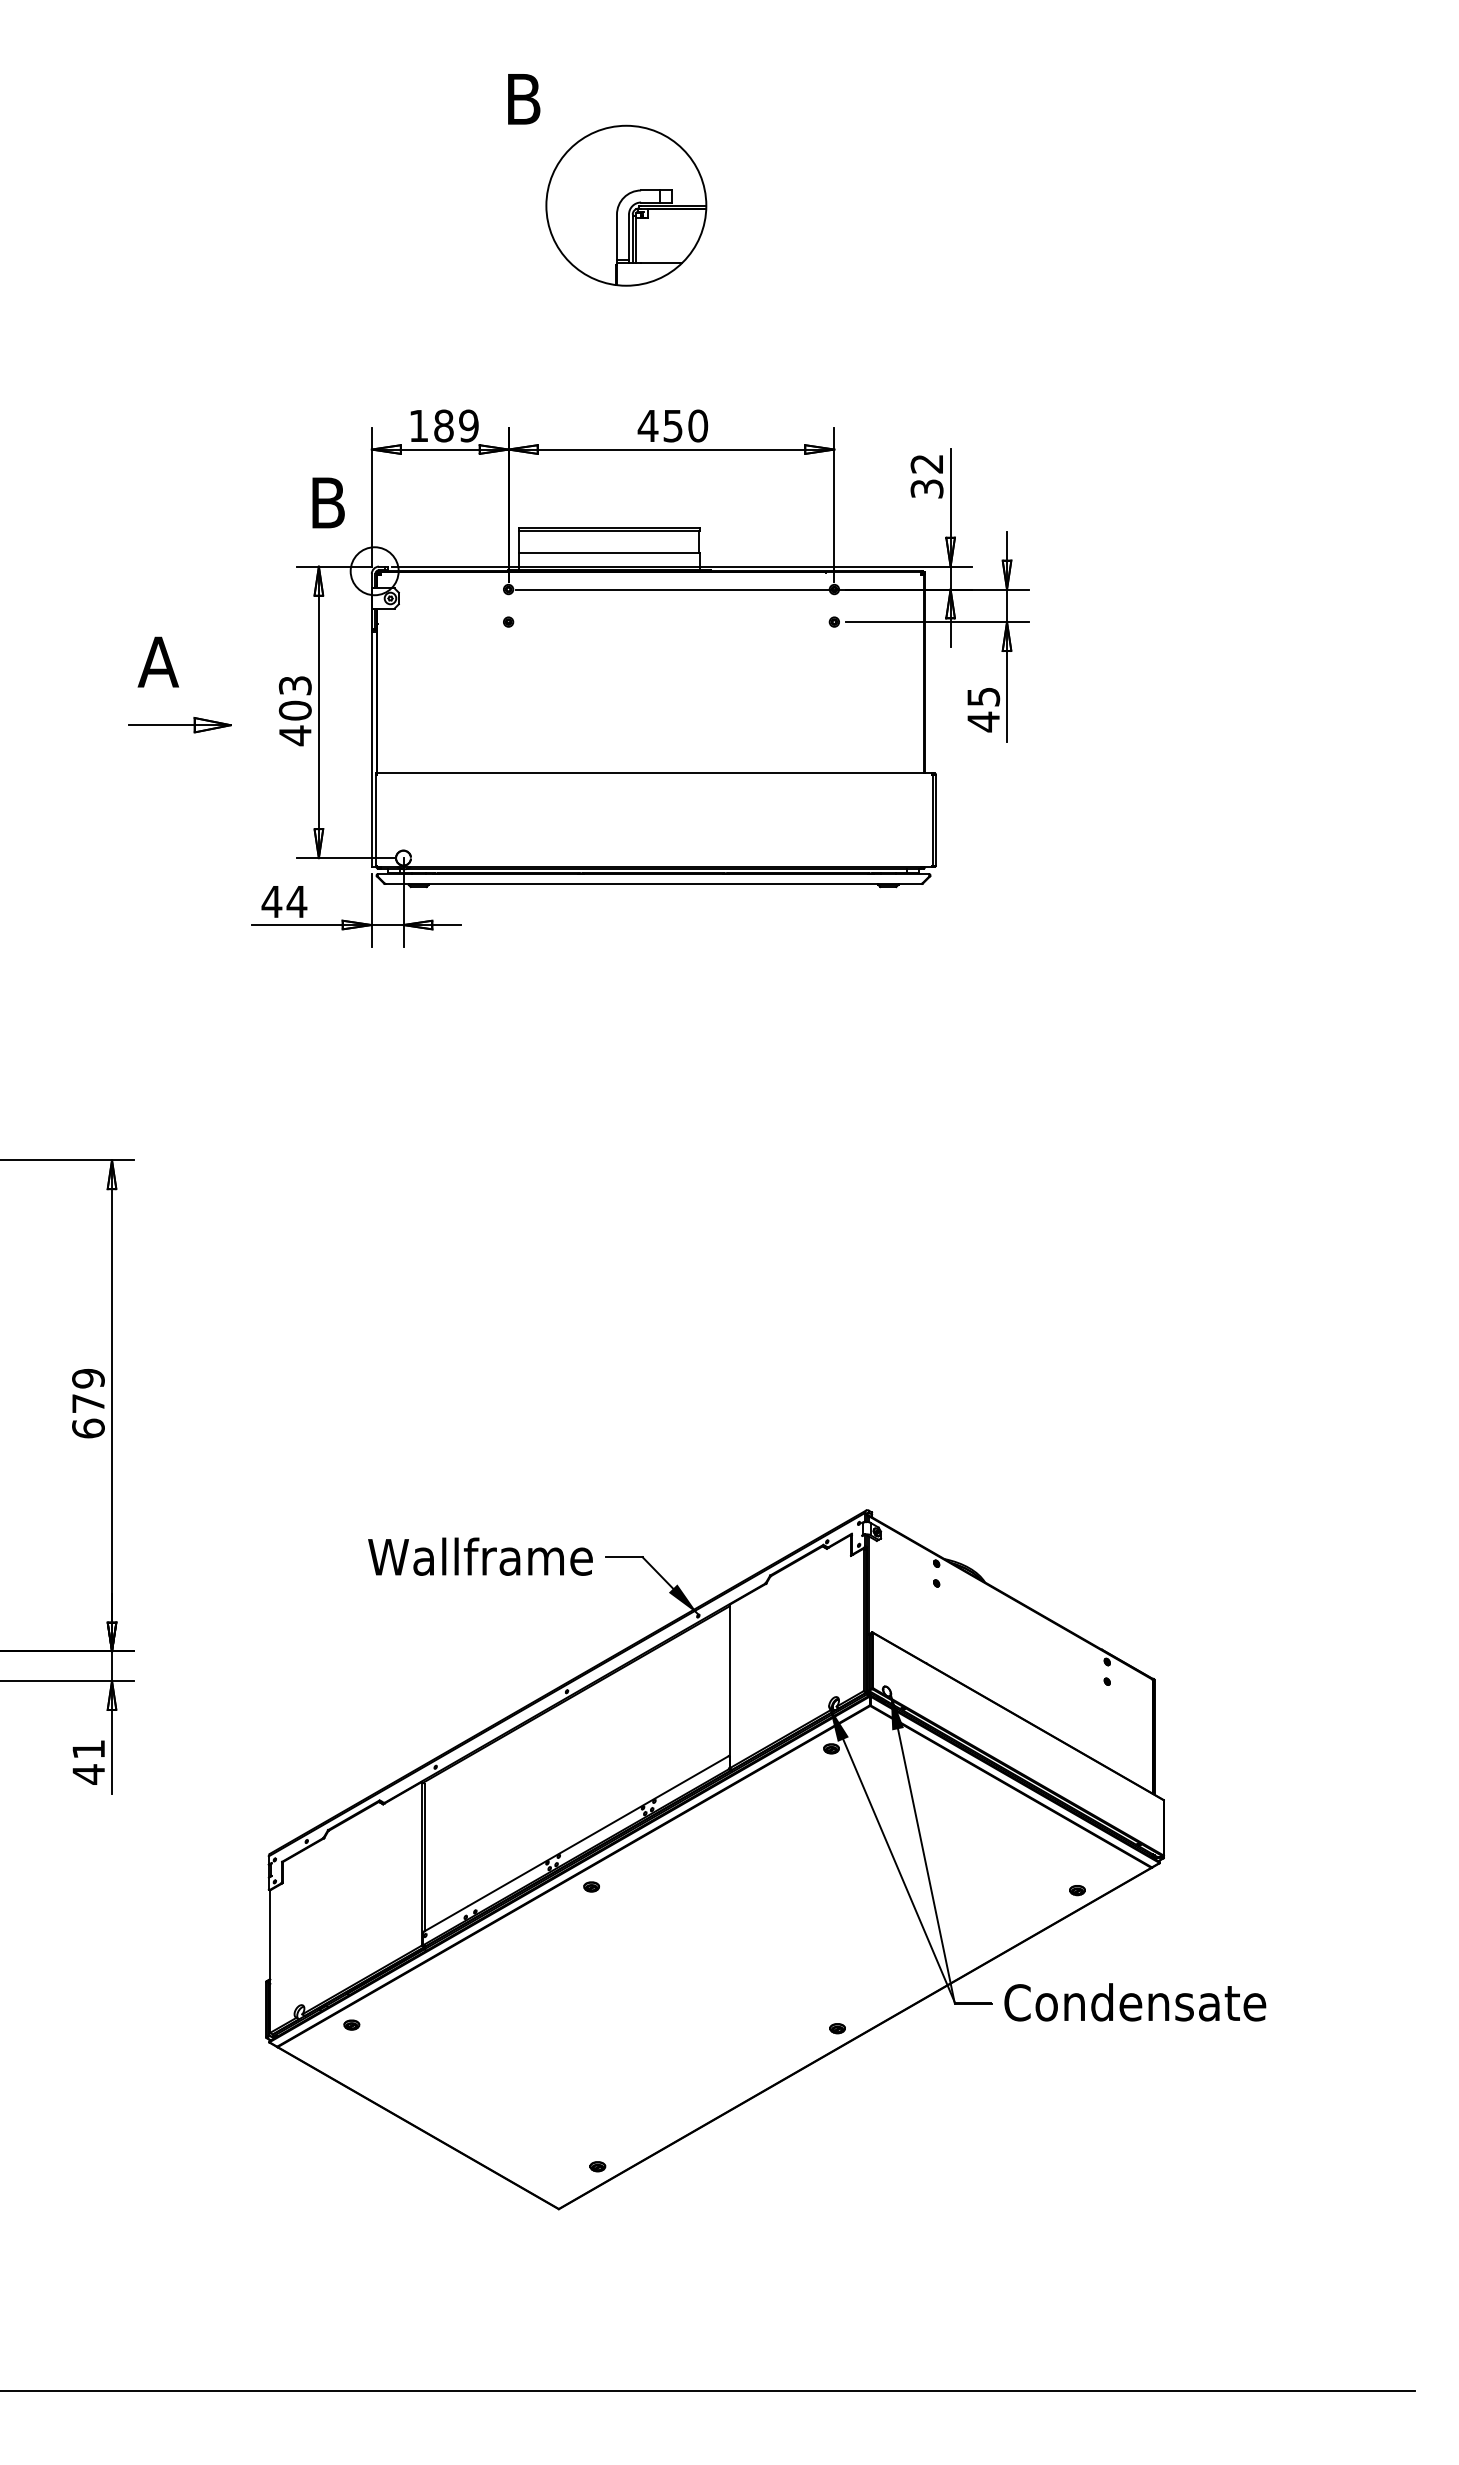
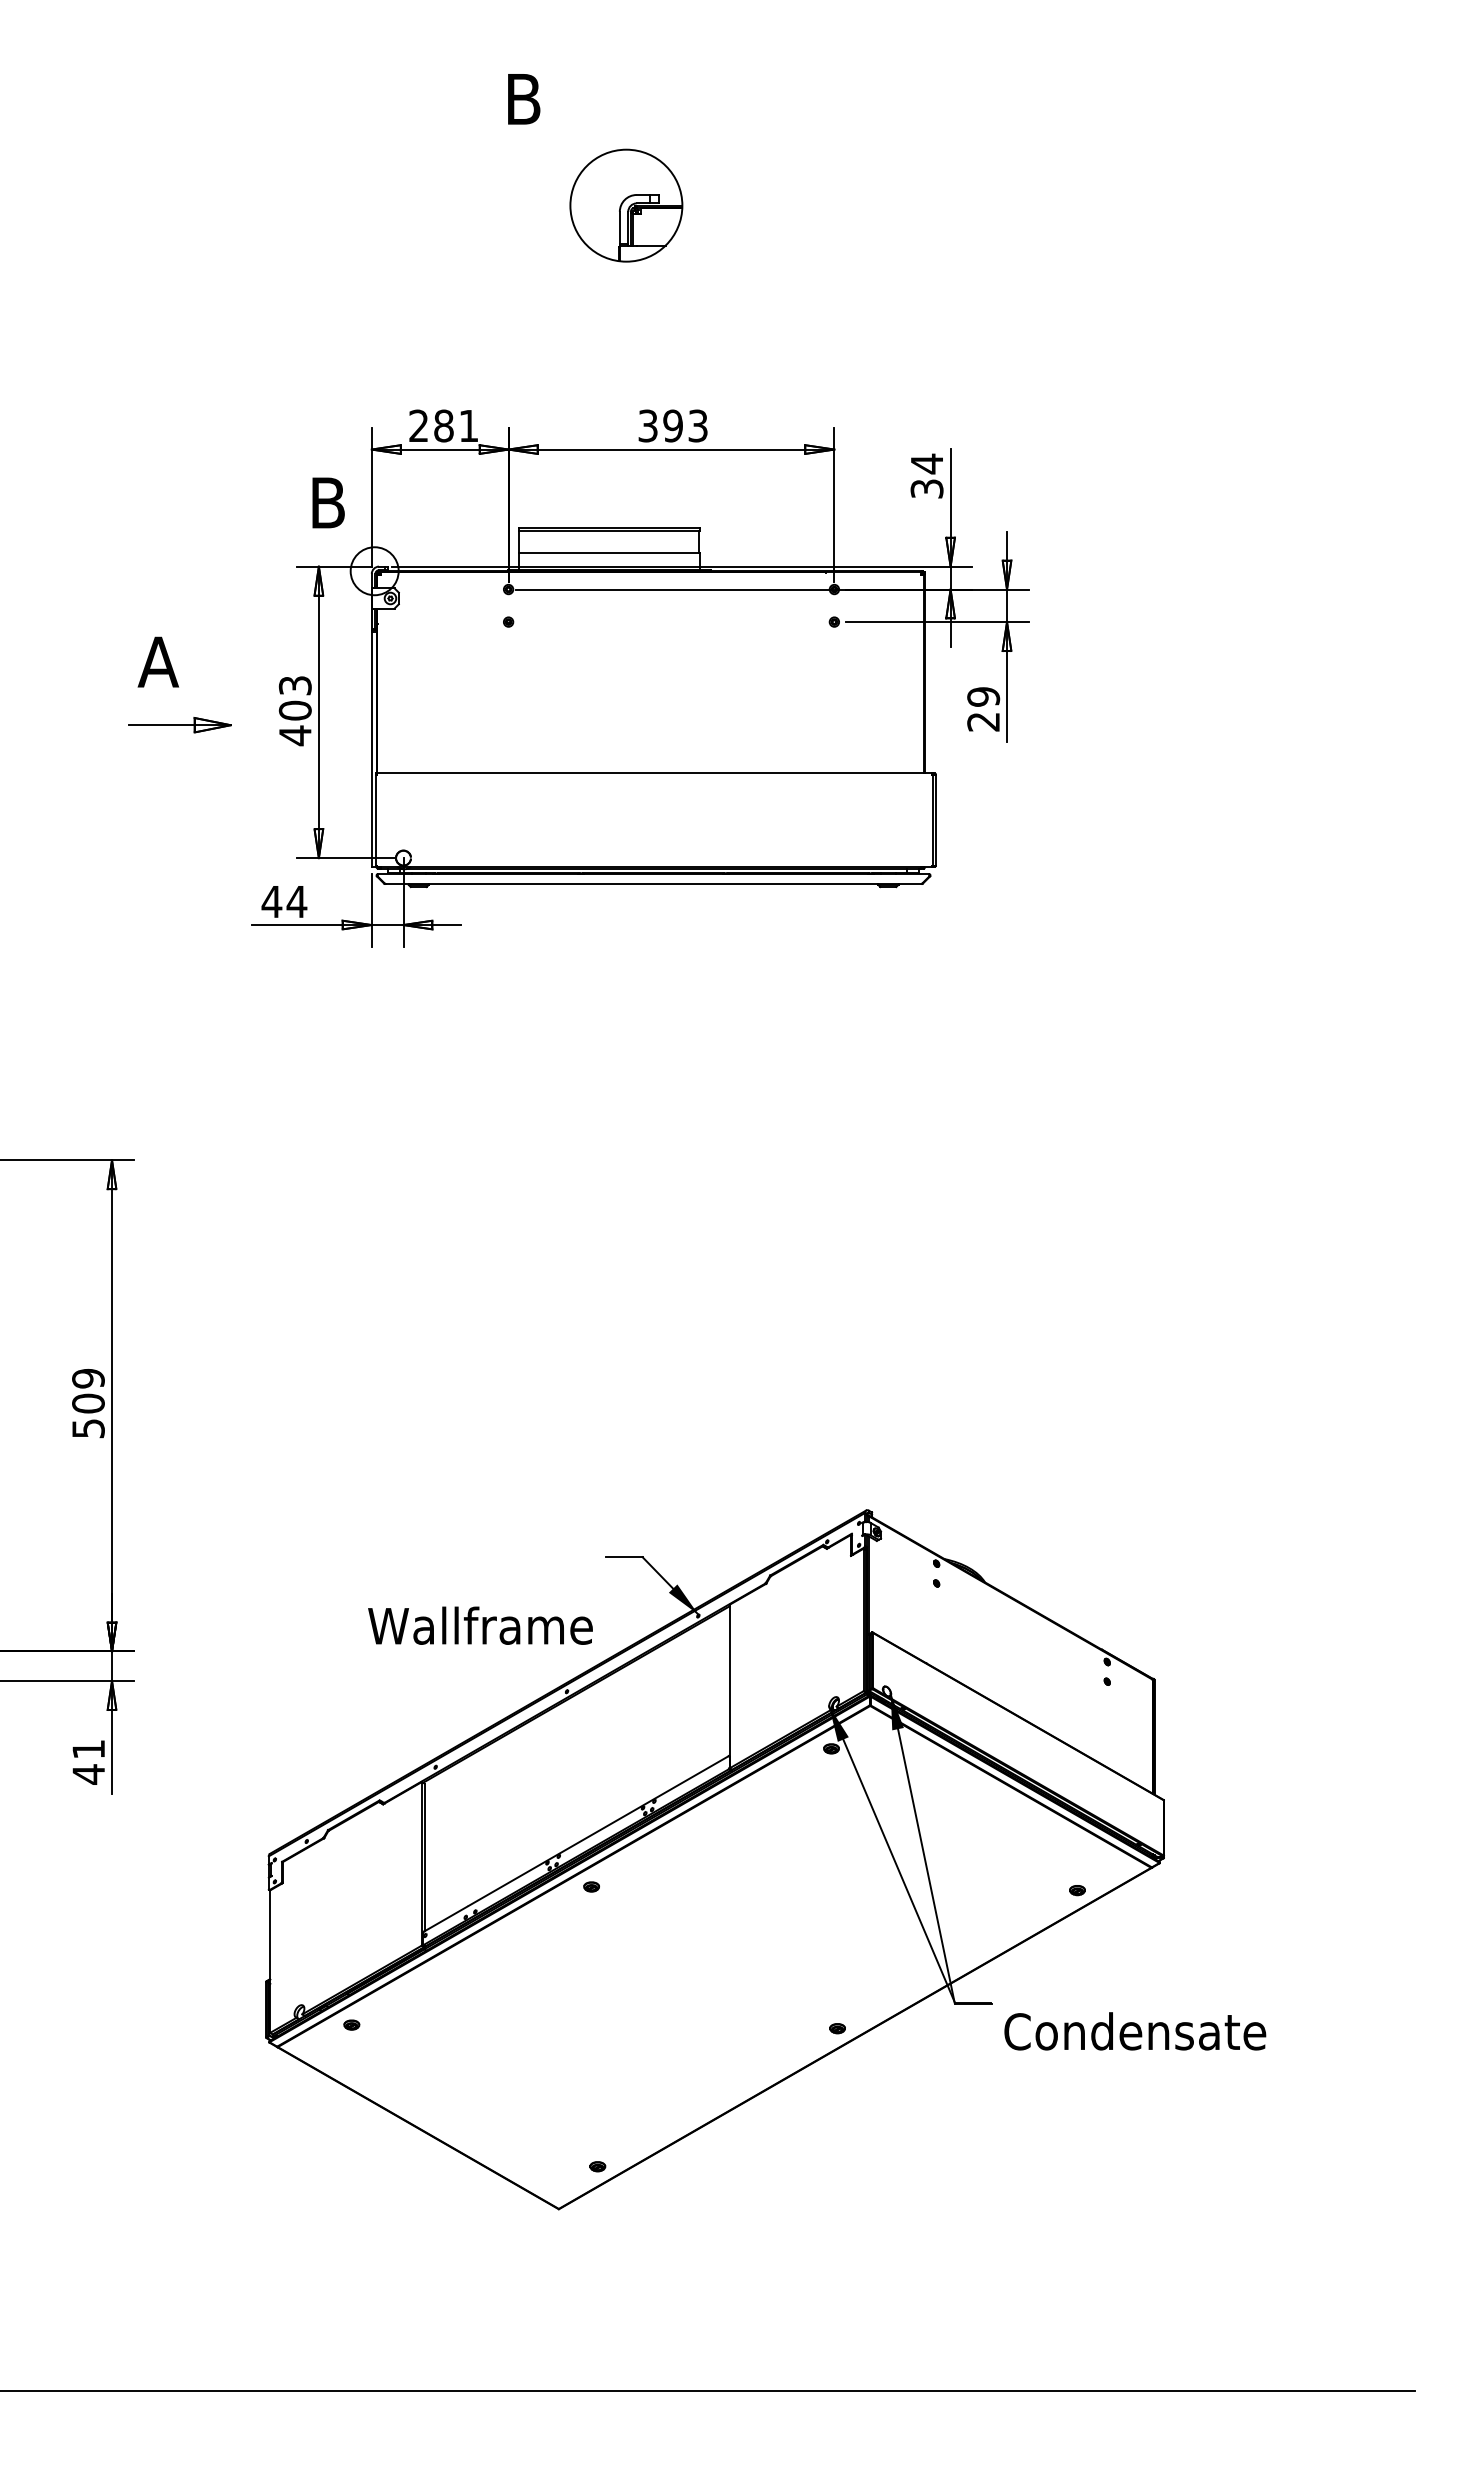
part size: 163x163 px -> 115x115 px (626, 205)
text: 189 -> 281 (443, 425)
text: 450 -> 393 (672, 425)
text: 32 -> 34 (926, 463)
text: 45 -> 29 (983, 709)
text: 679 -> 509 (88, 1415)
text position: (480, 1556) -> (480, 1625) (480, 1625)
text position: (1135, 2002) -> (1135, 2031) (1135, 2031)
